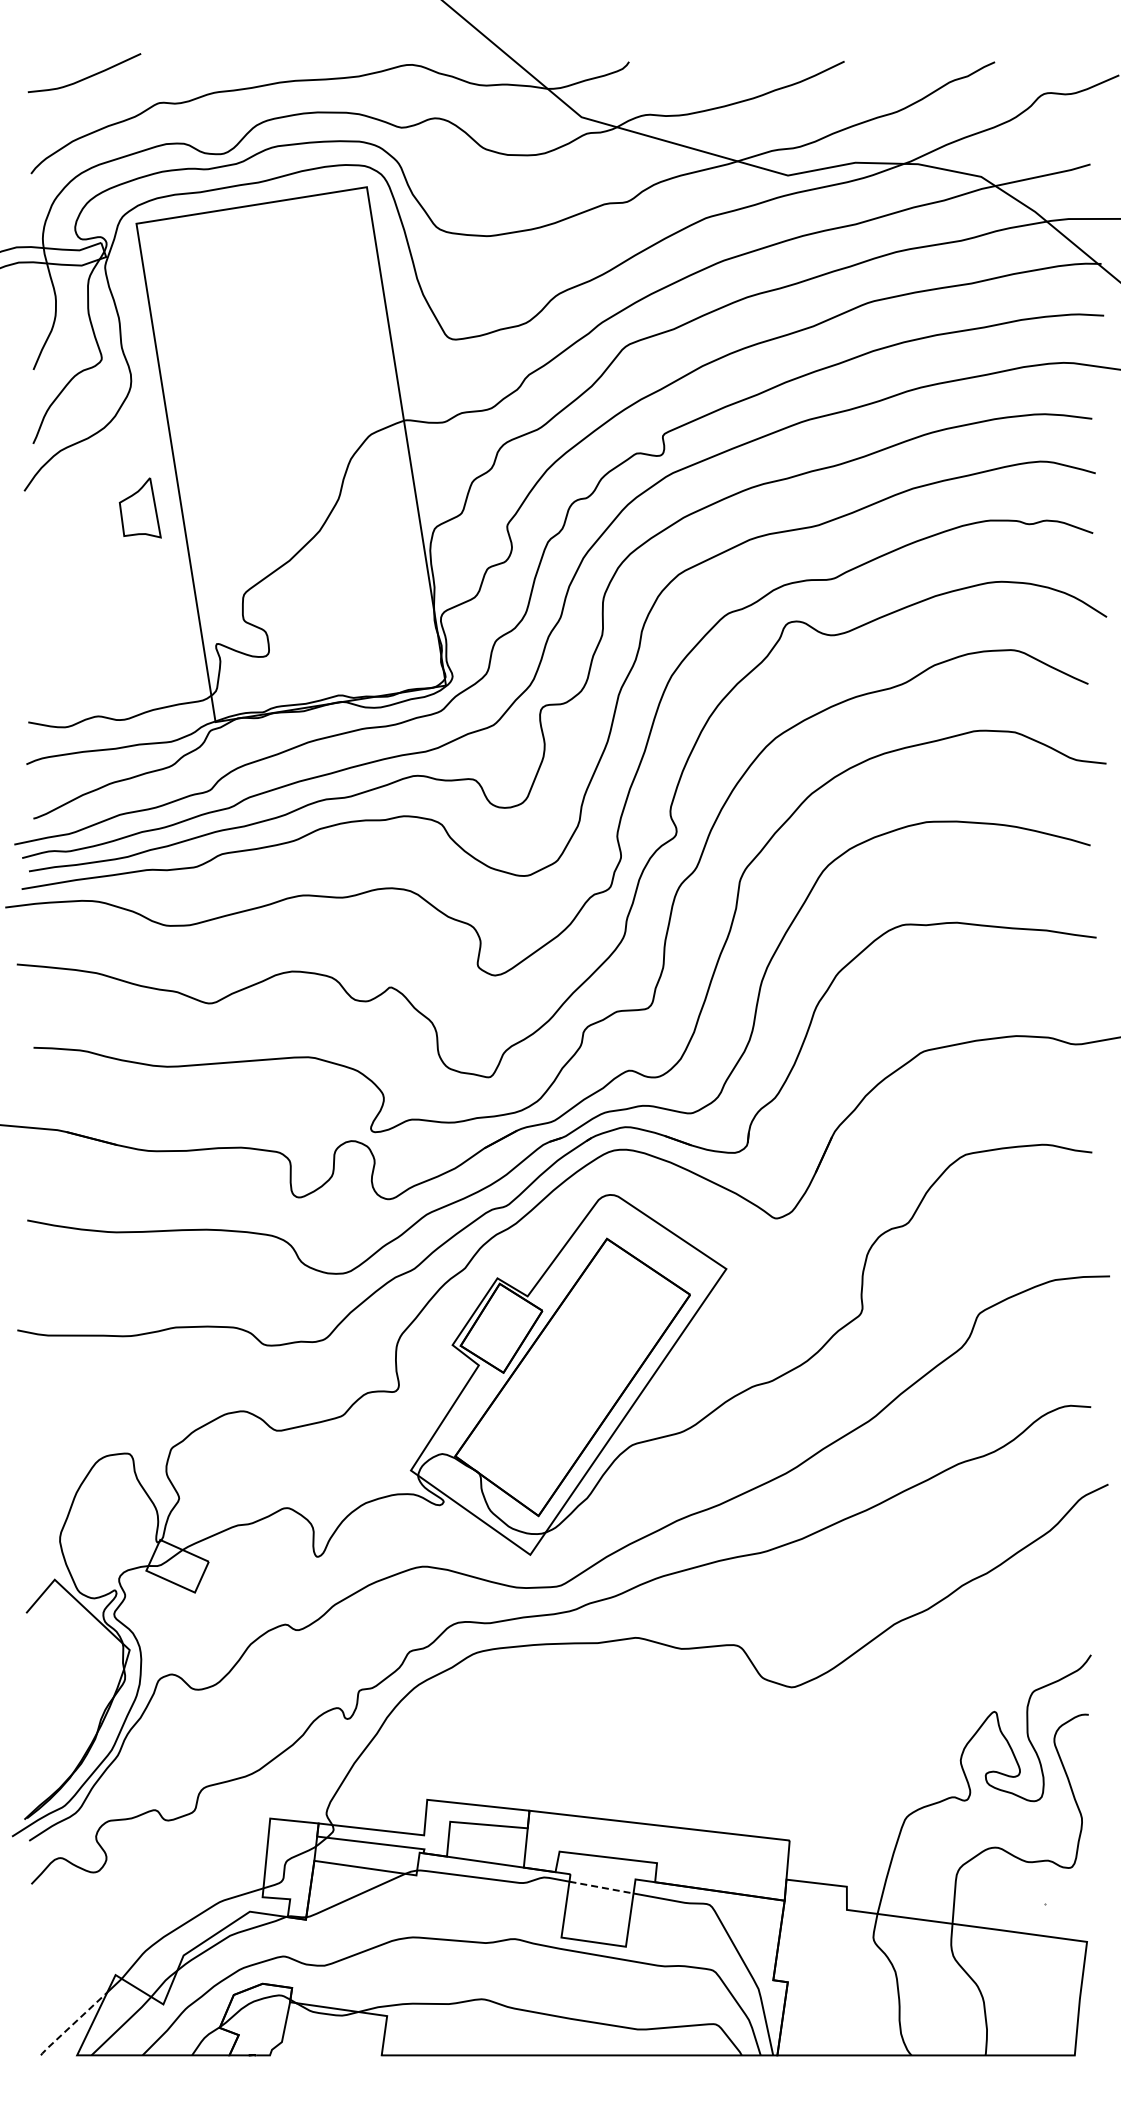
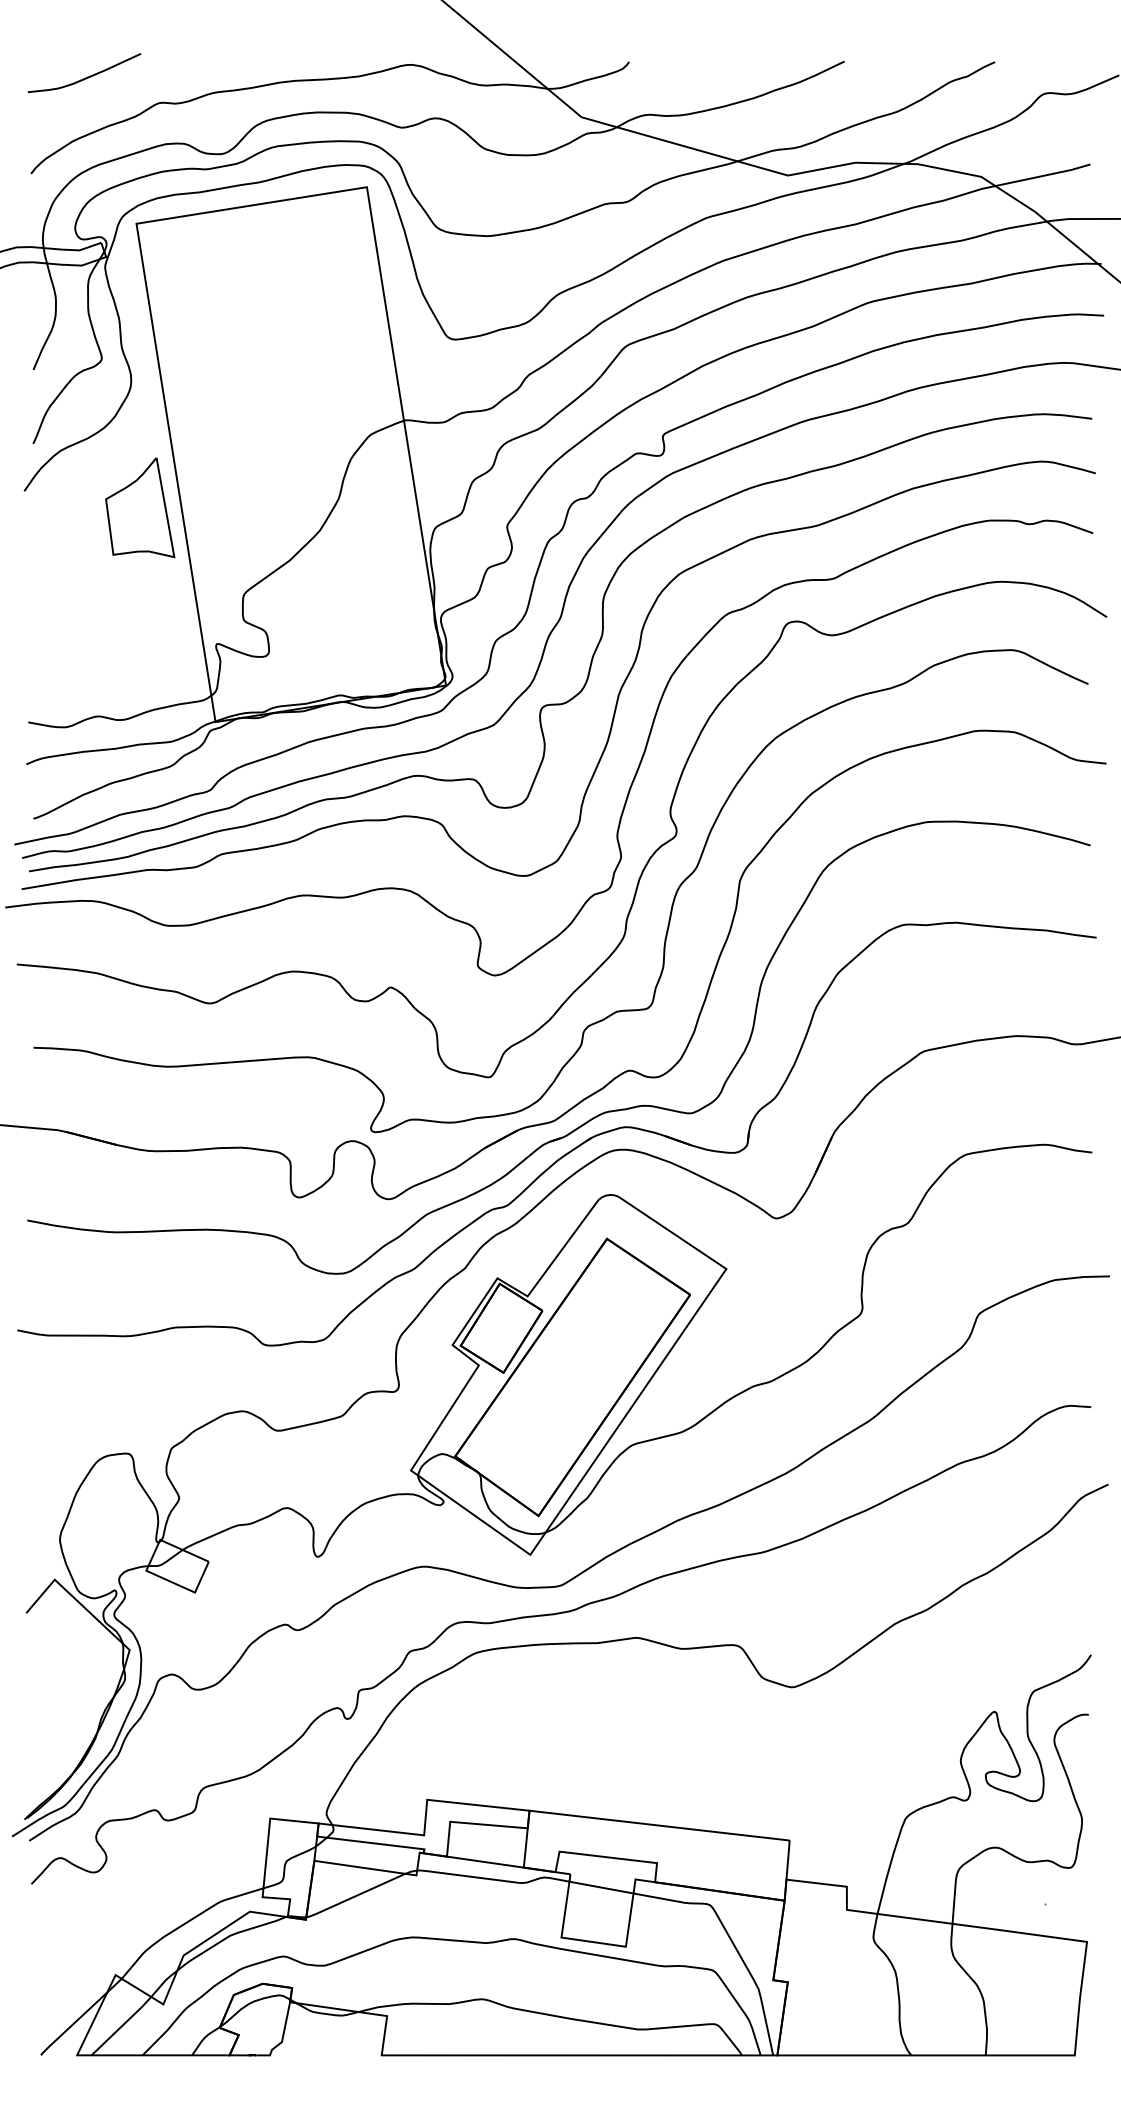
part size: 44x62 px -> 71x102 px (140, 507)
line: dashed -> solid (601, 1887)
line: dashed -> solid (73, 2024)
